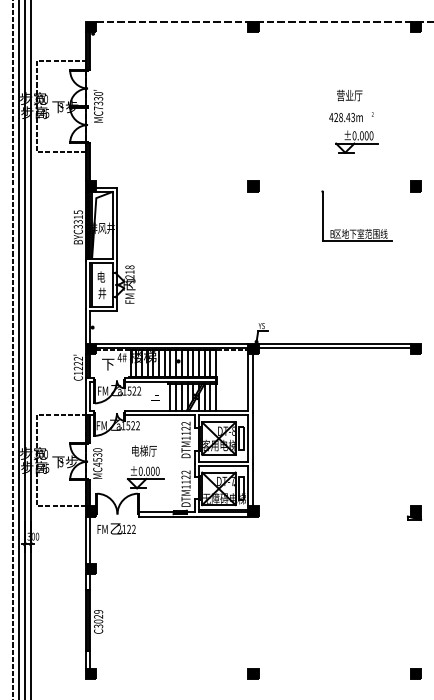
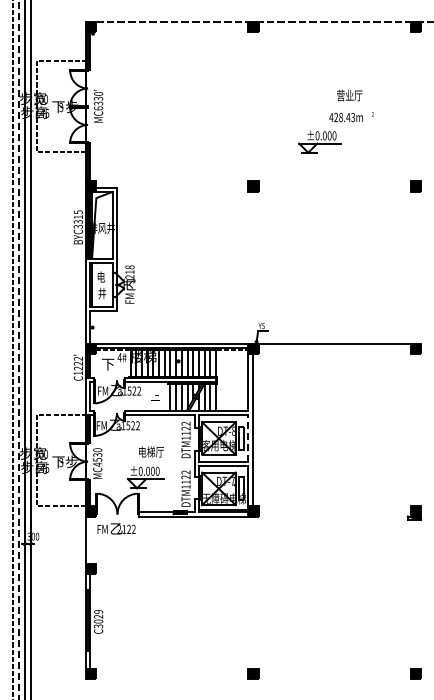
text: MC7330' -> MC6330' (98, 108)
part position: (356, 141) -> (319, 141) (319, 141)
part: present -> none (356, 229)
line: present -> none (334, 347)
line: solid -> dashed (18, 349)
line: solid -> dashed (248, 437)
text position: (144, 450) -> (151, 451) (151, 451)
line: present -> none (90, 540)
